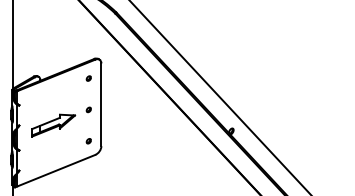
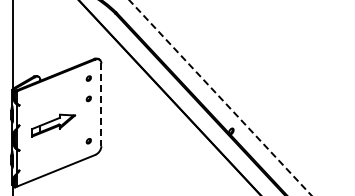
line: solid -> dashed (220, 97)
line: solid -> dashed (101, 105)
part position: (88, 109) -> (88, 98) (88, 98)
